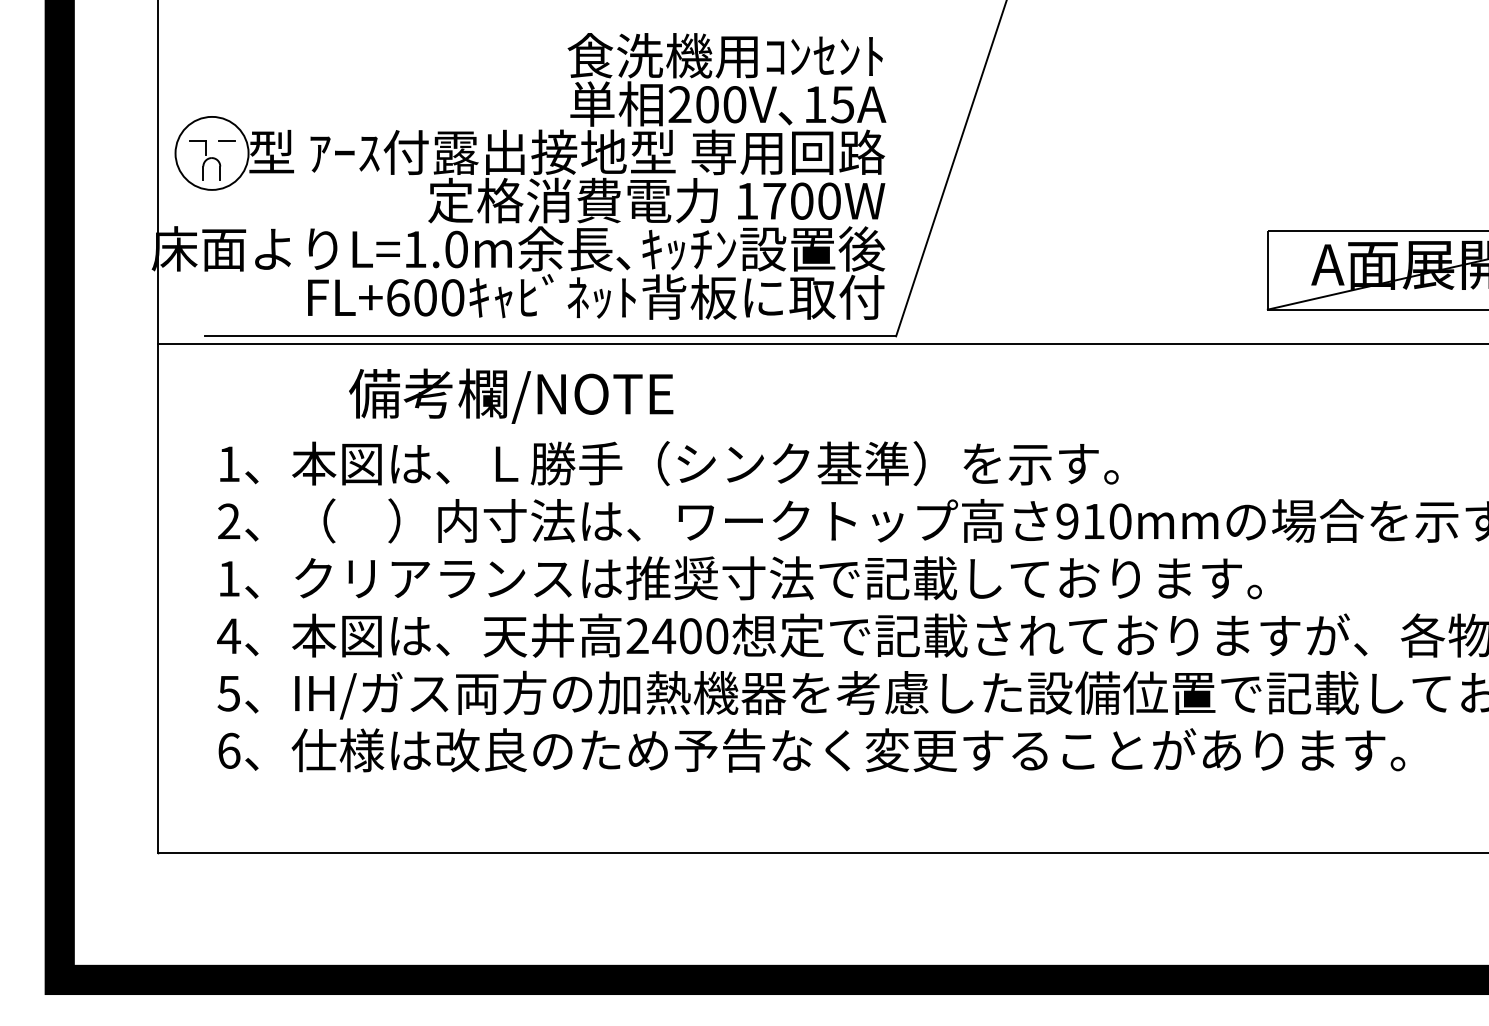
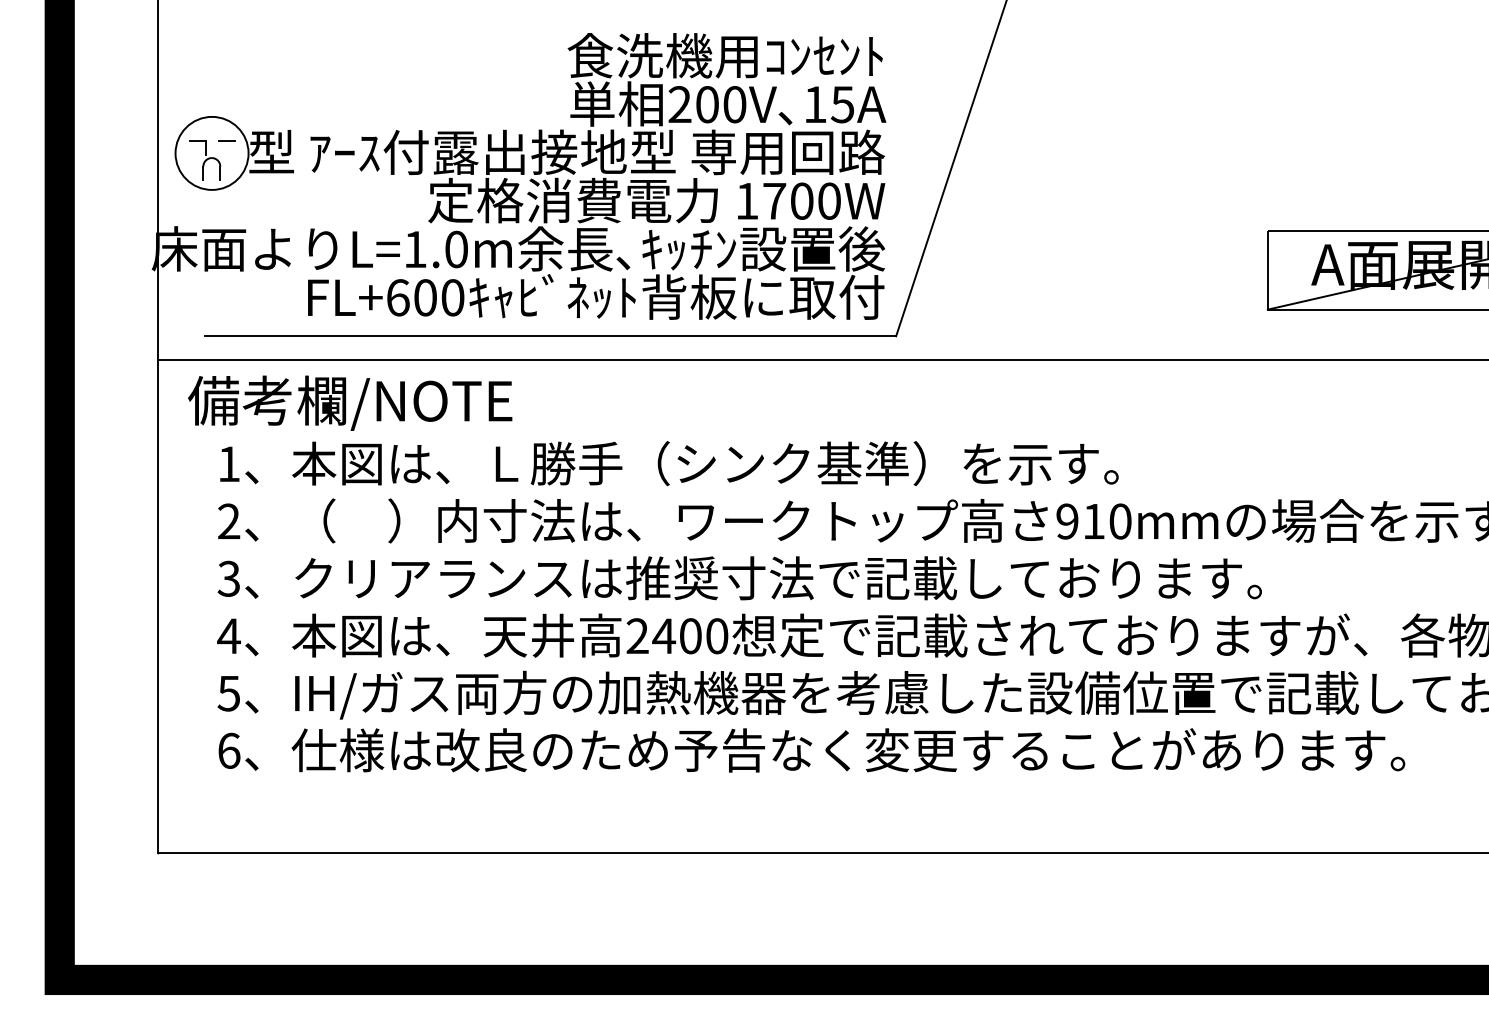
line position: (821, 343) -> (821, 359) (821, 359)
text position: (511, 395) -> (350, 402) (350, 402)
text: 1 -> 3 (228, 578)
